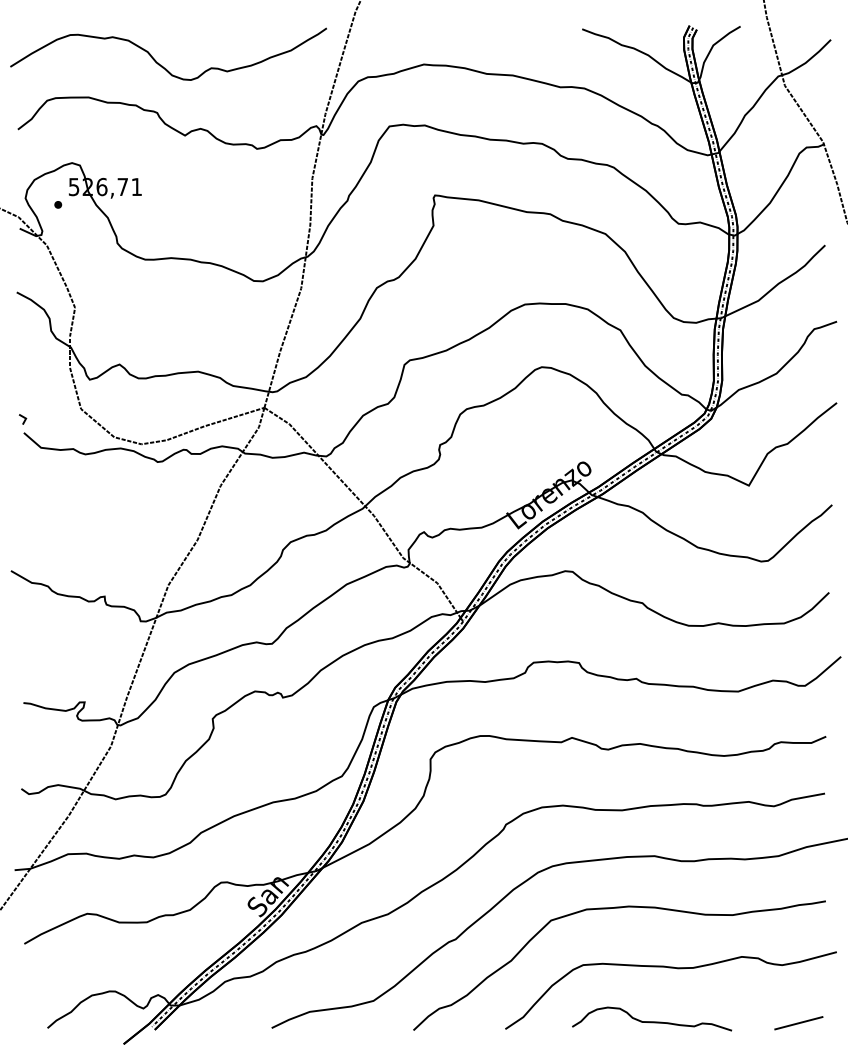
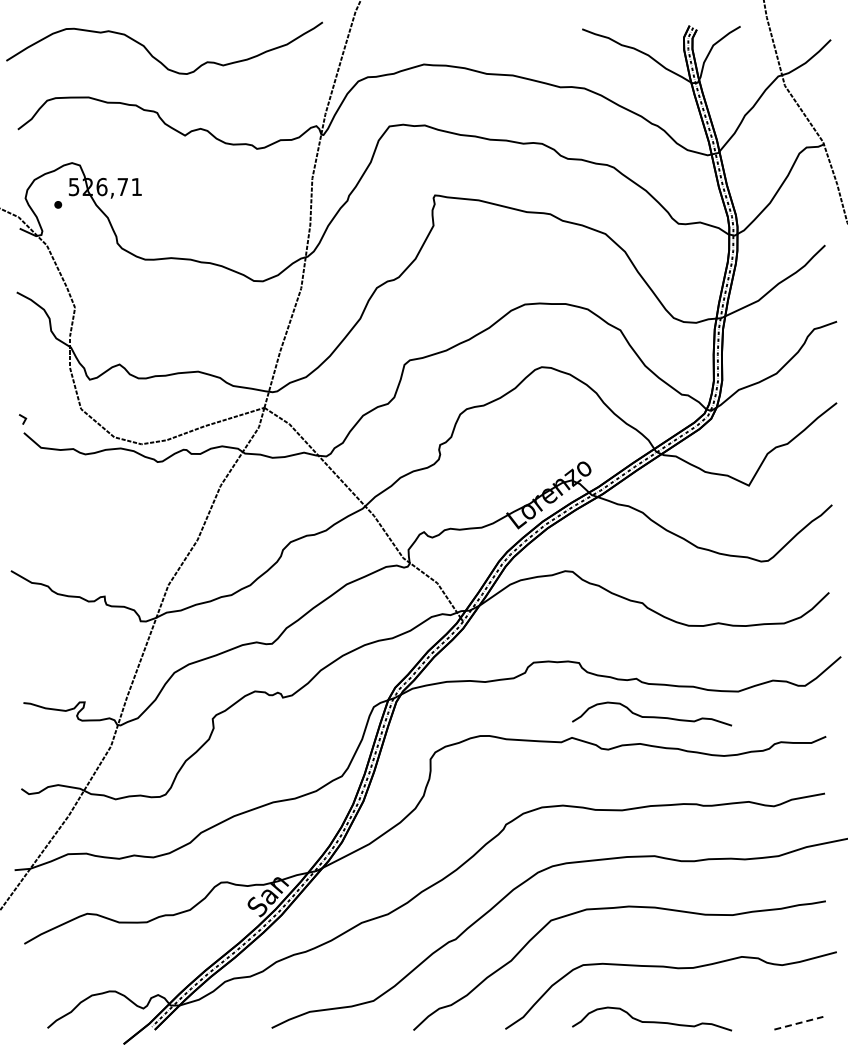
curve position: (162, 65) -> (158, 59) (158, 59)
curve: none -> present (652, 716)
line: solid -> dashed (799, 1023)
